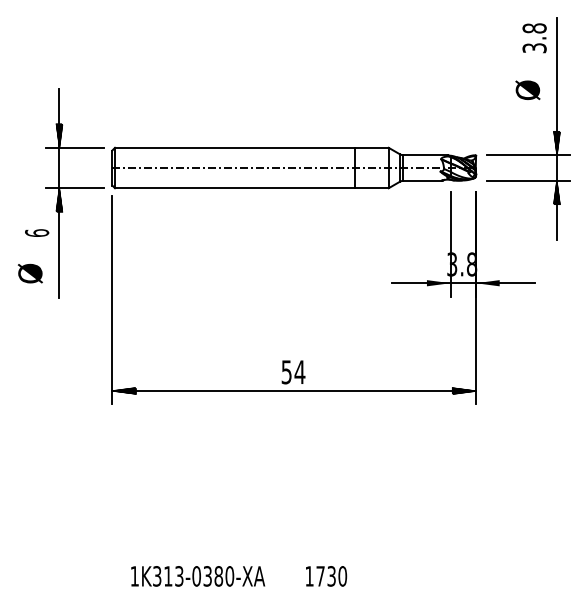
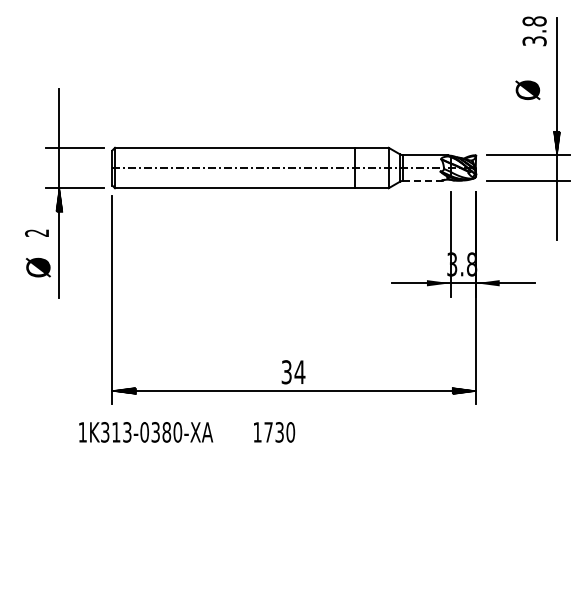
text position: (534, 38) -> (534, 31) (534, 31)
hatch: present -> none (59, 135)
line: solid -> dashed (422, 180)
hatch: present -> none (556, 192)
text: 6 -> 2 (37, 232)
text position: (29, 273) -> (37, 267) (37, 267)
text: 54 -> 34 (286, 371)
text position: (239, 576) -> (187, 432) (187, 432)
